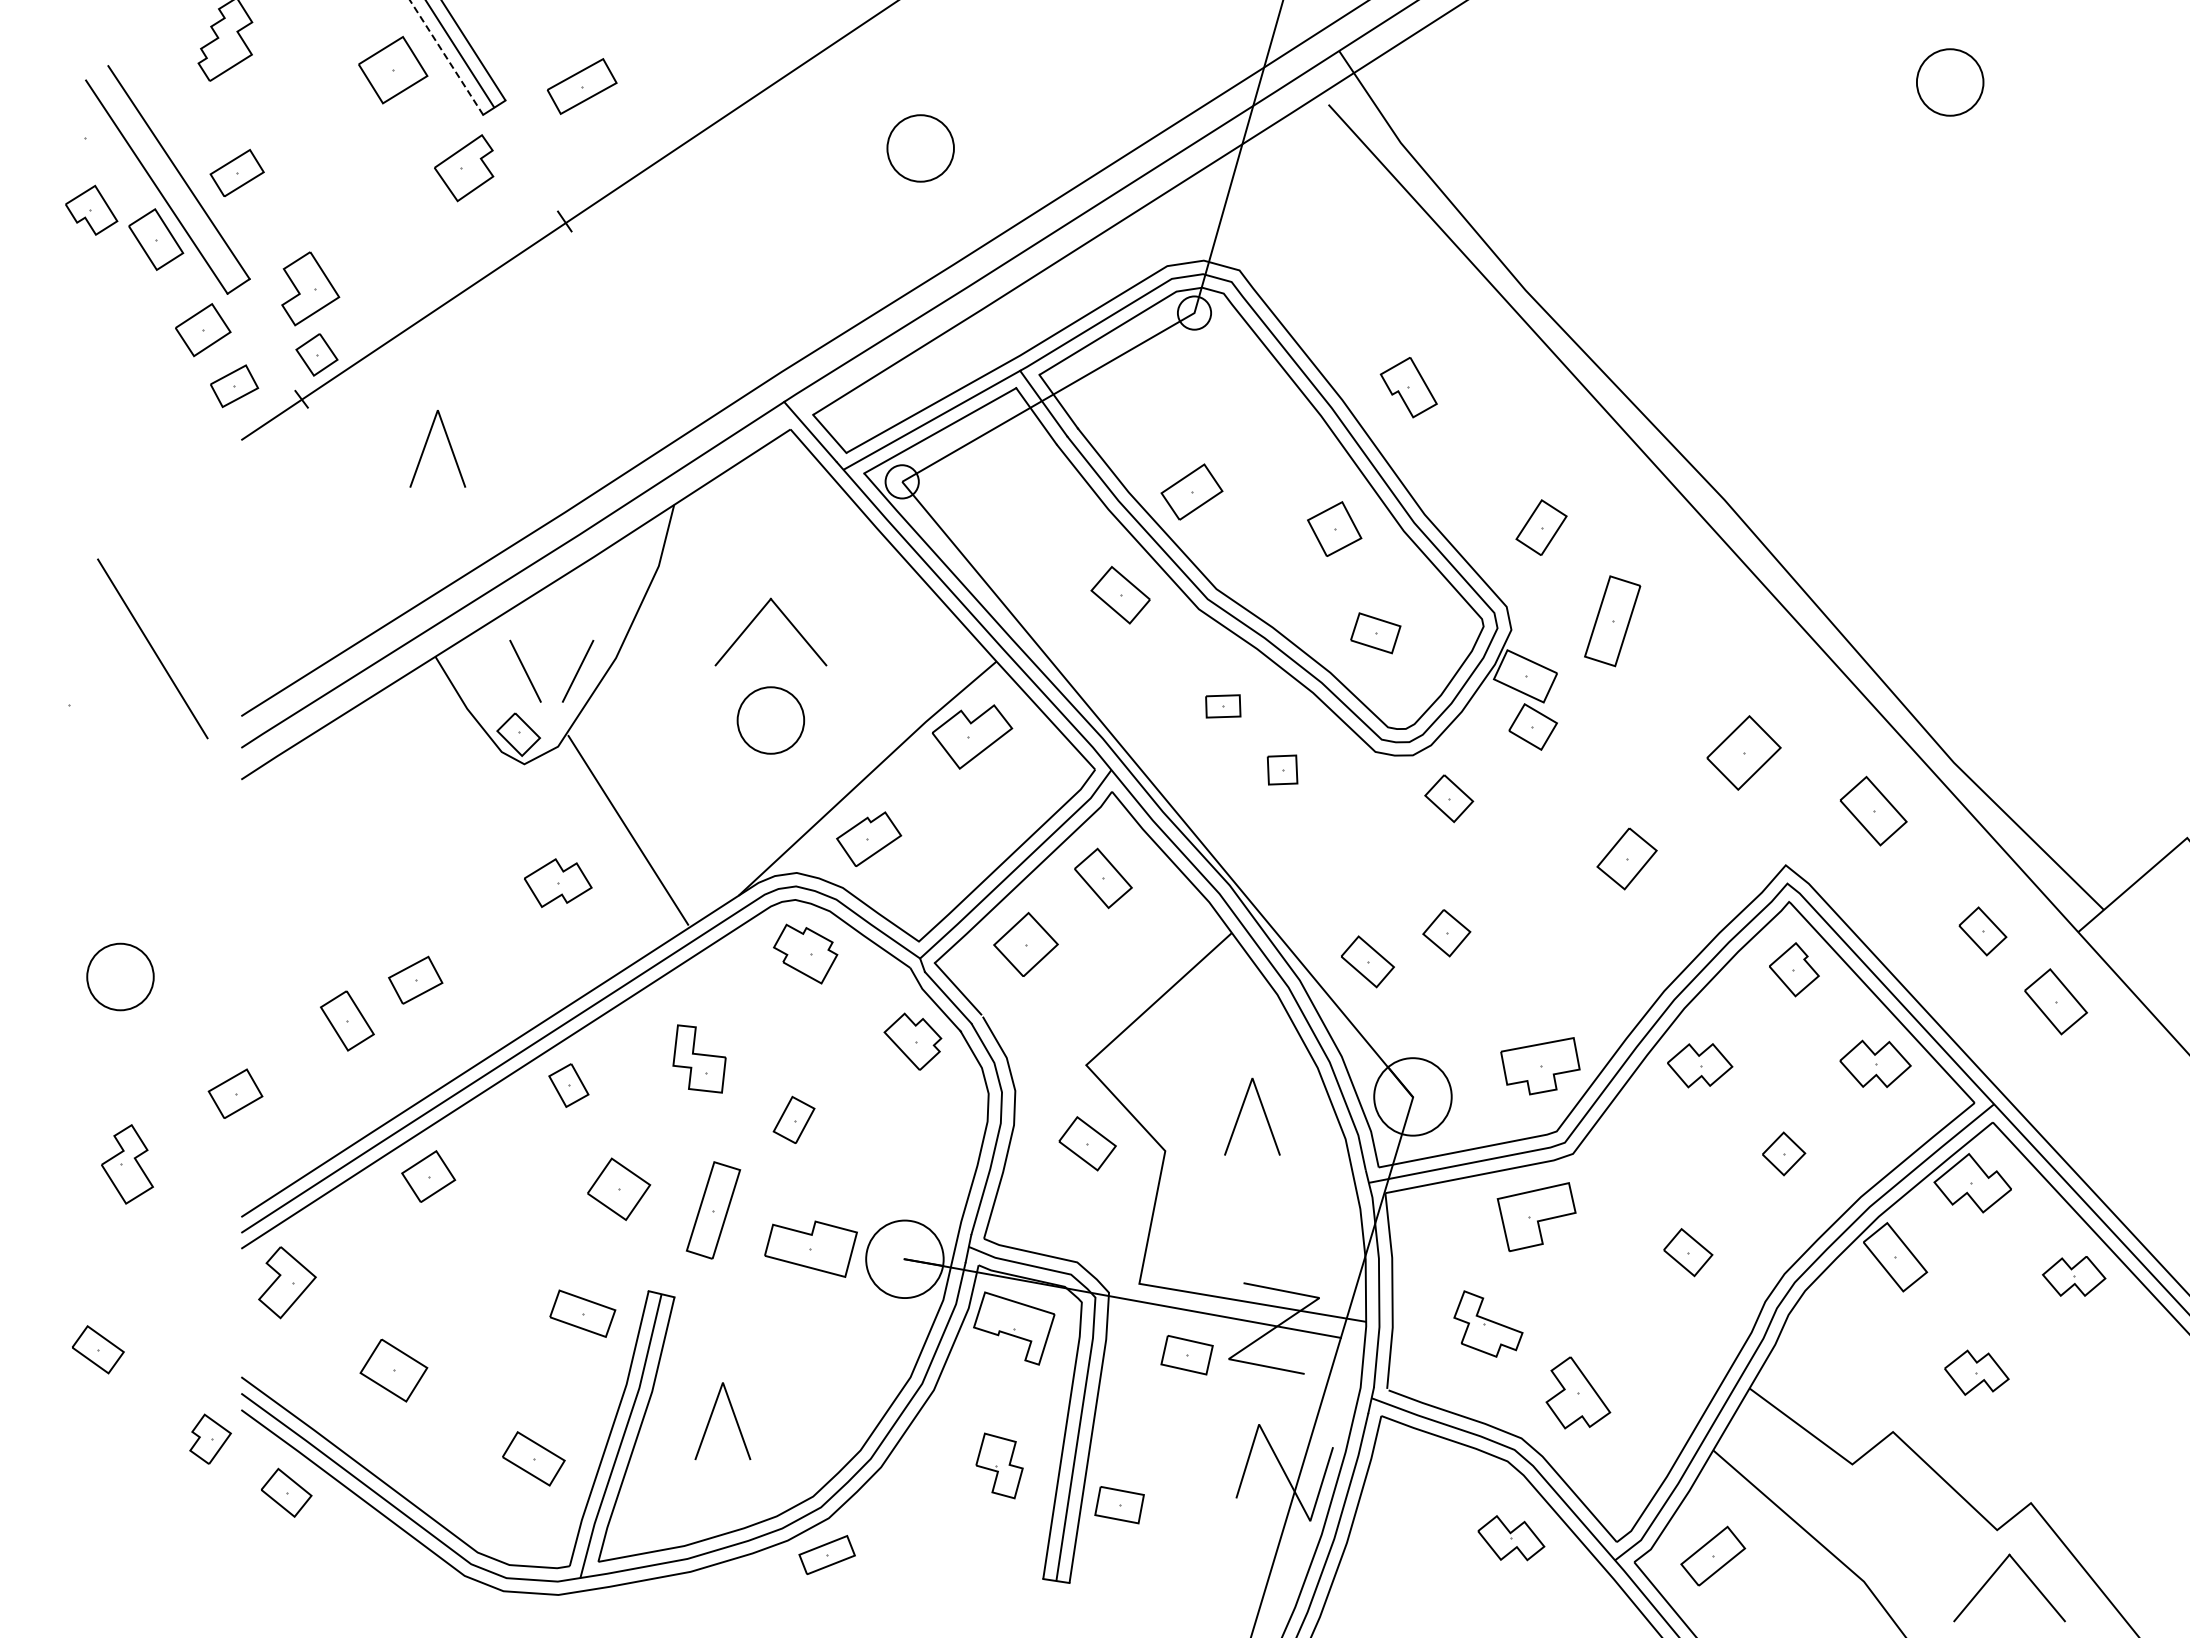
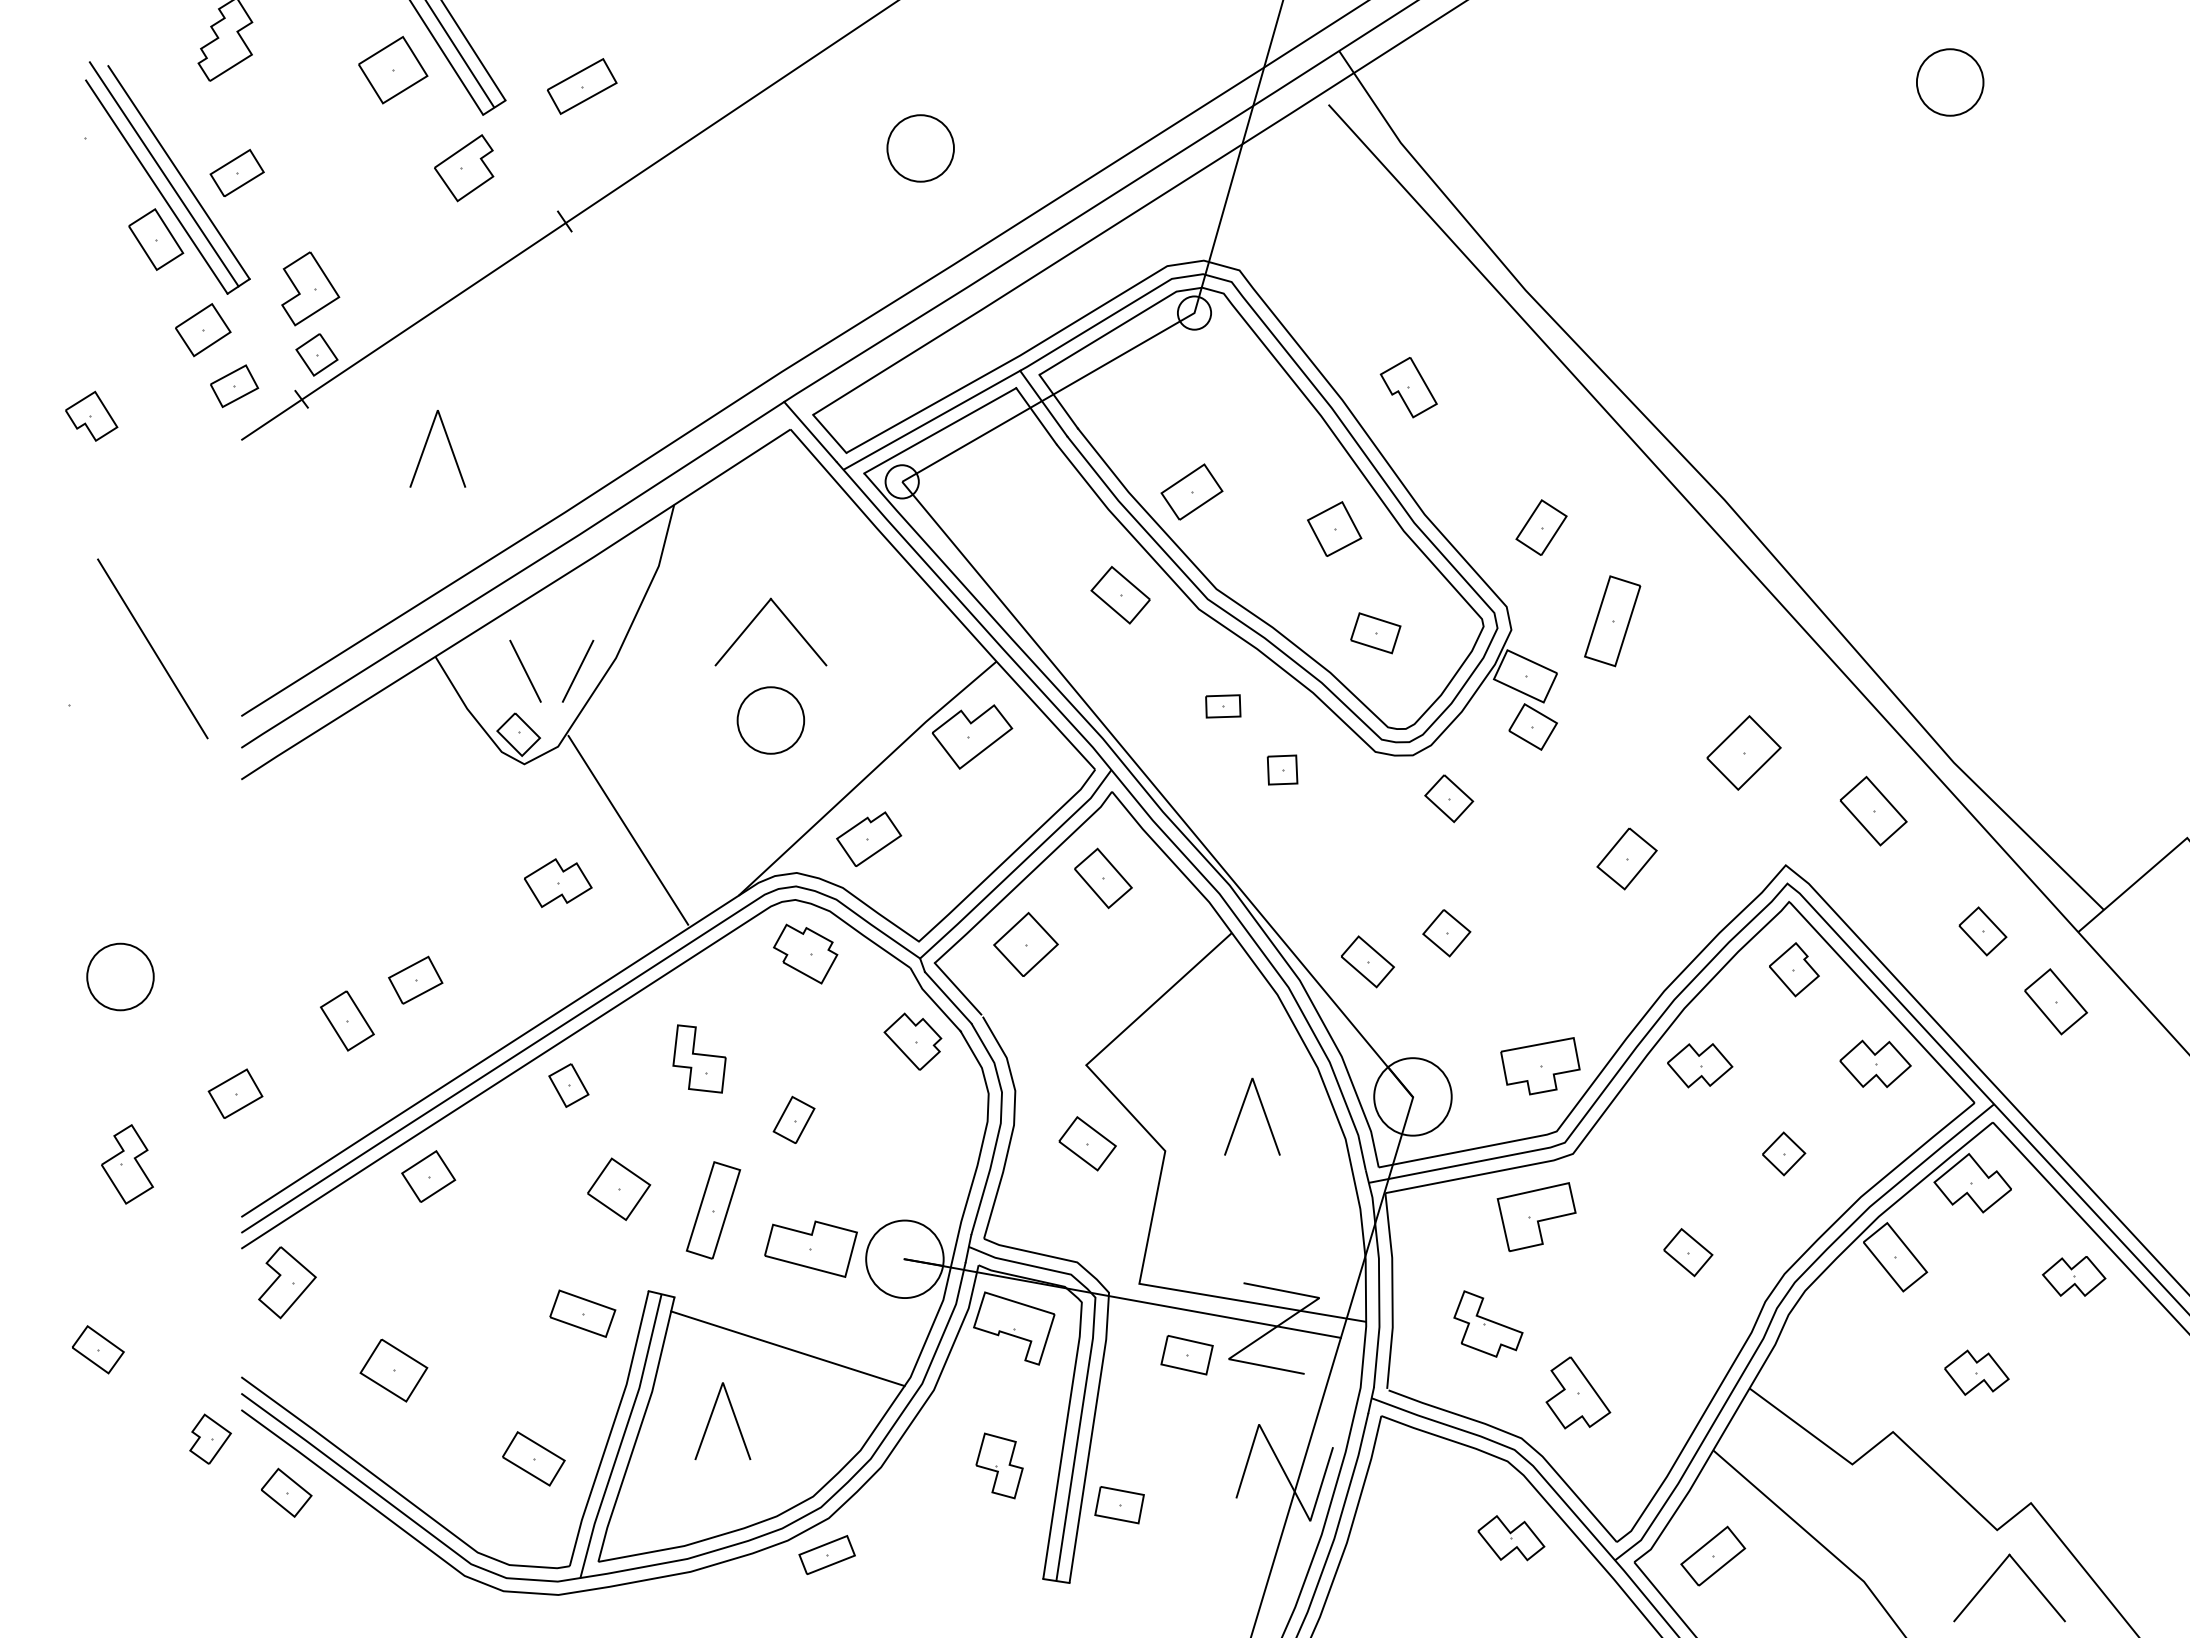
line: dashed -> solid (446, 57)
line: none -> present (163, 174)
part position: (91, 209) -> (91, 415) (91, 415)
line: none -> present (787, 1348)
